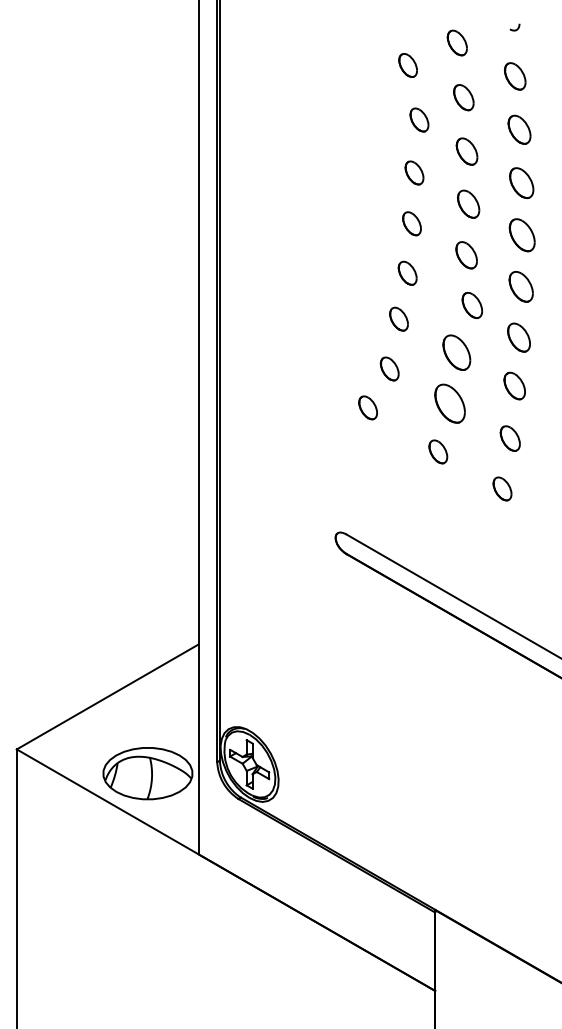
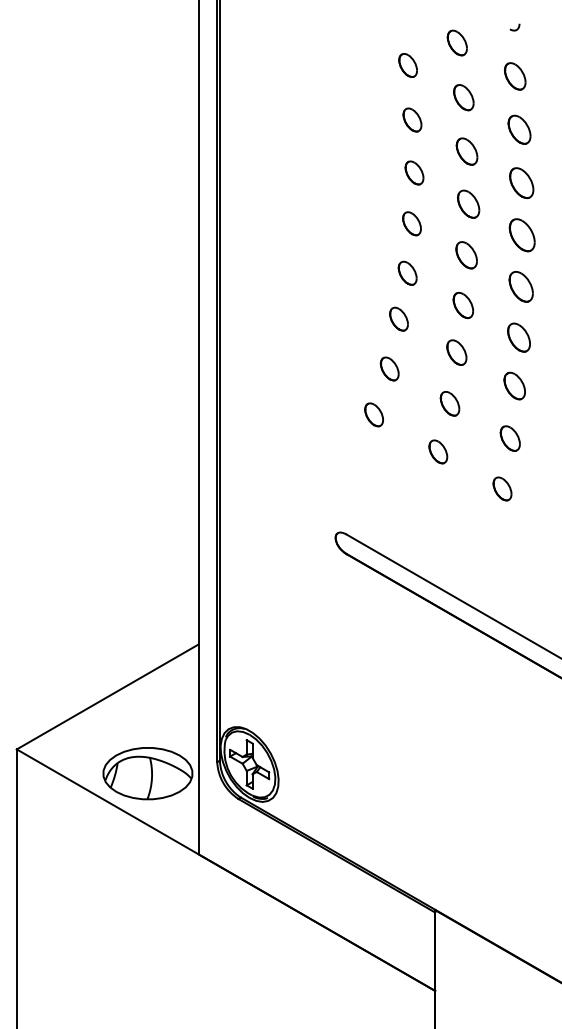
part position: (419, 119) -> (412, 119) (412, 119)
part position: (472, 305) -> (463, 305) (463, 305)
part size: 30x37 px -> 22x27 px (456, 352)
part size: 32x41 px -> 22x26 px (449, 403)
part position: (367, 407) -> (373, 414) (373, 414)
